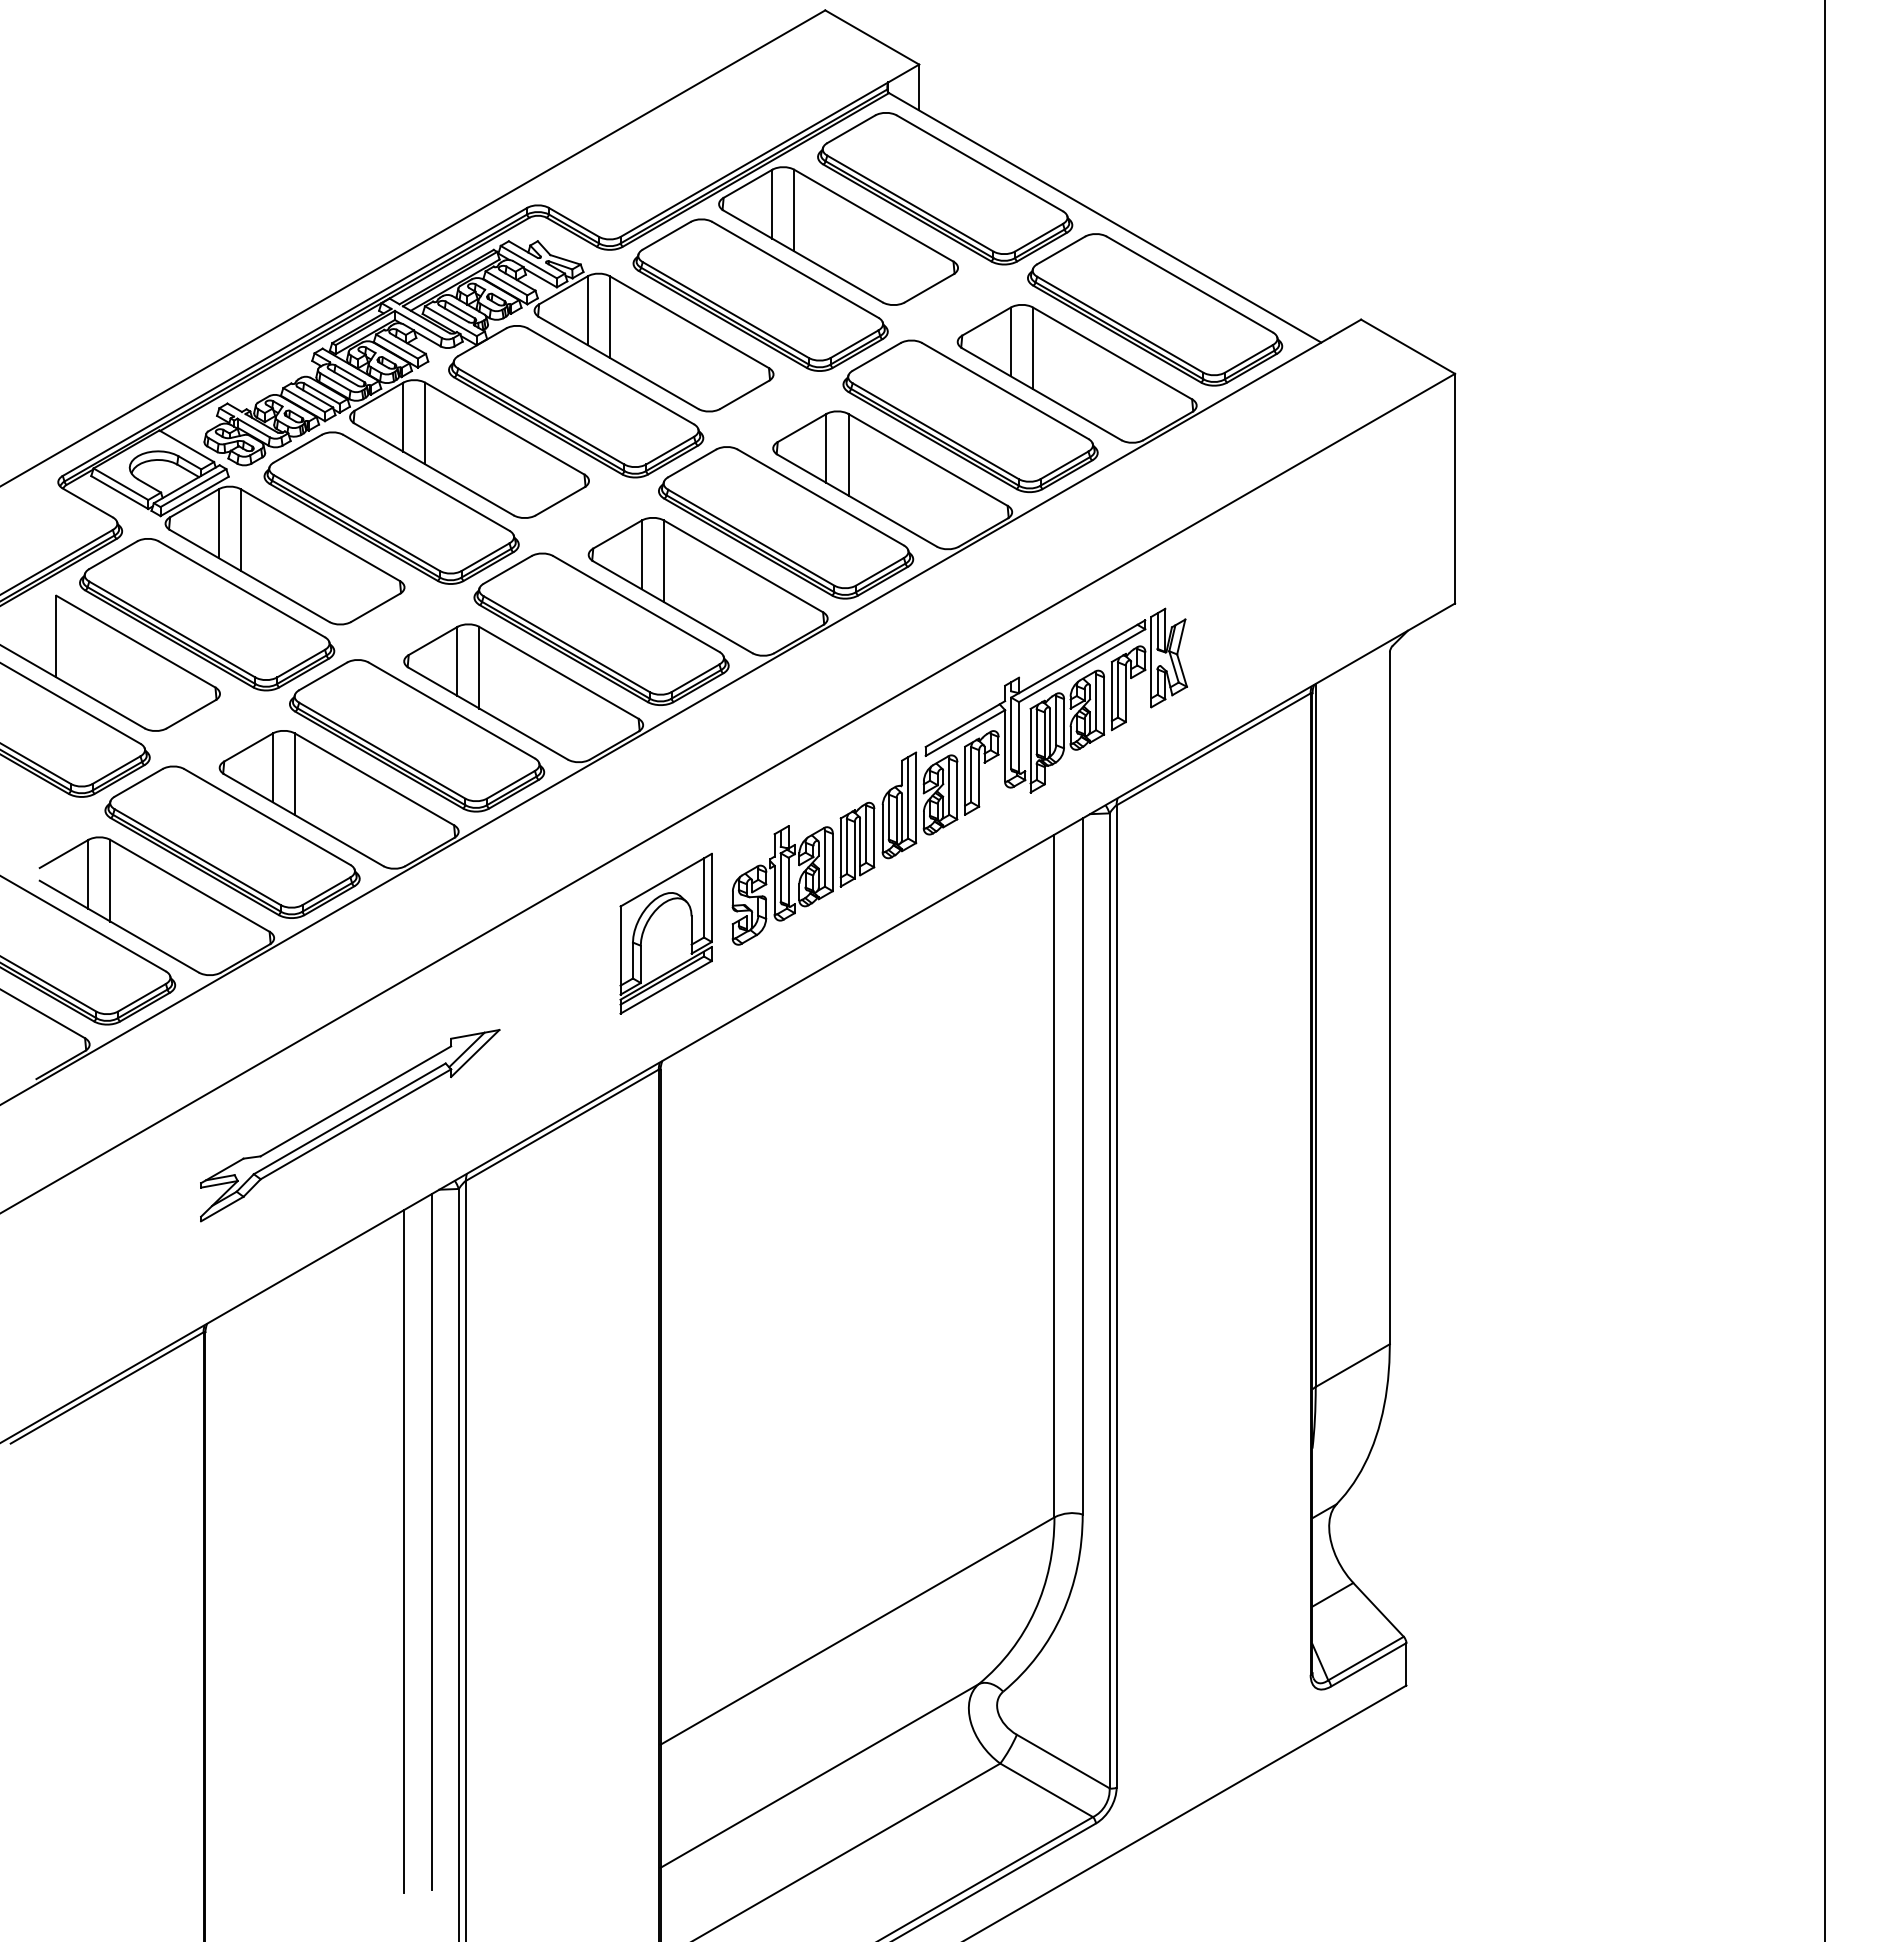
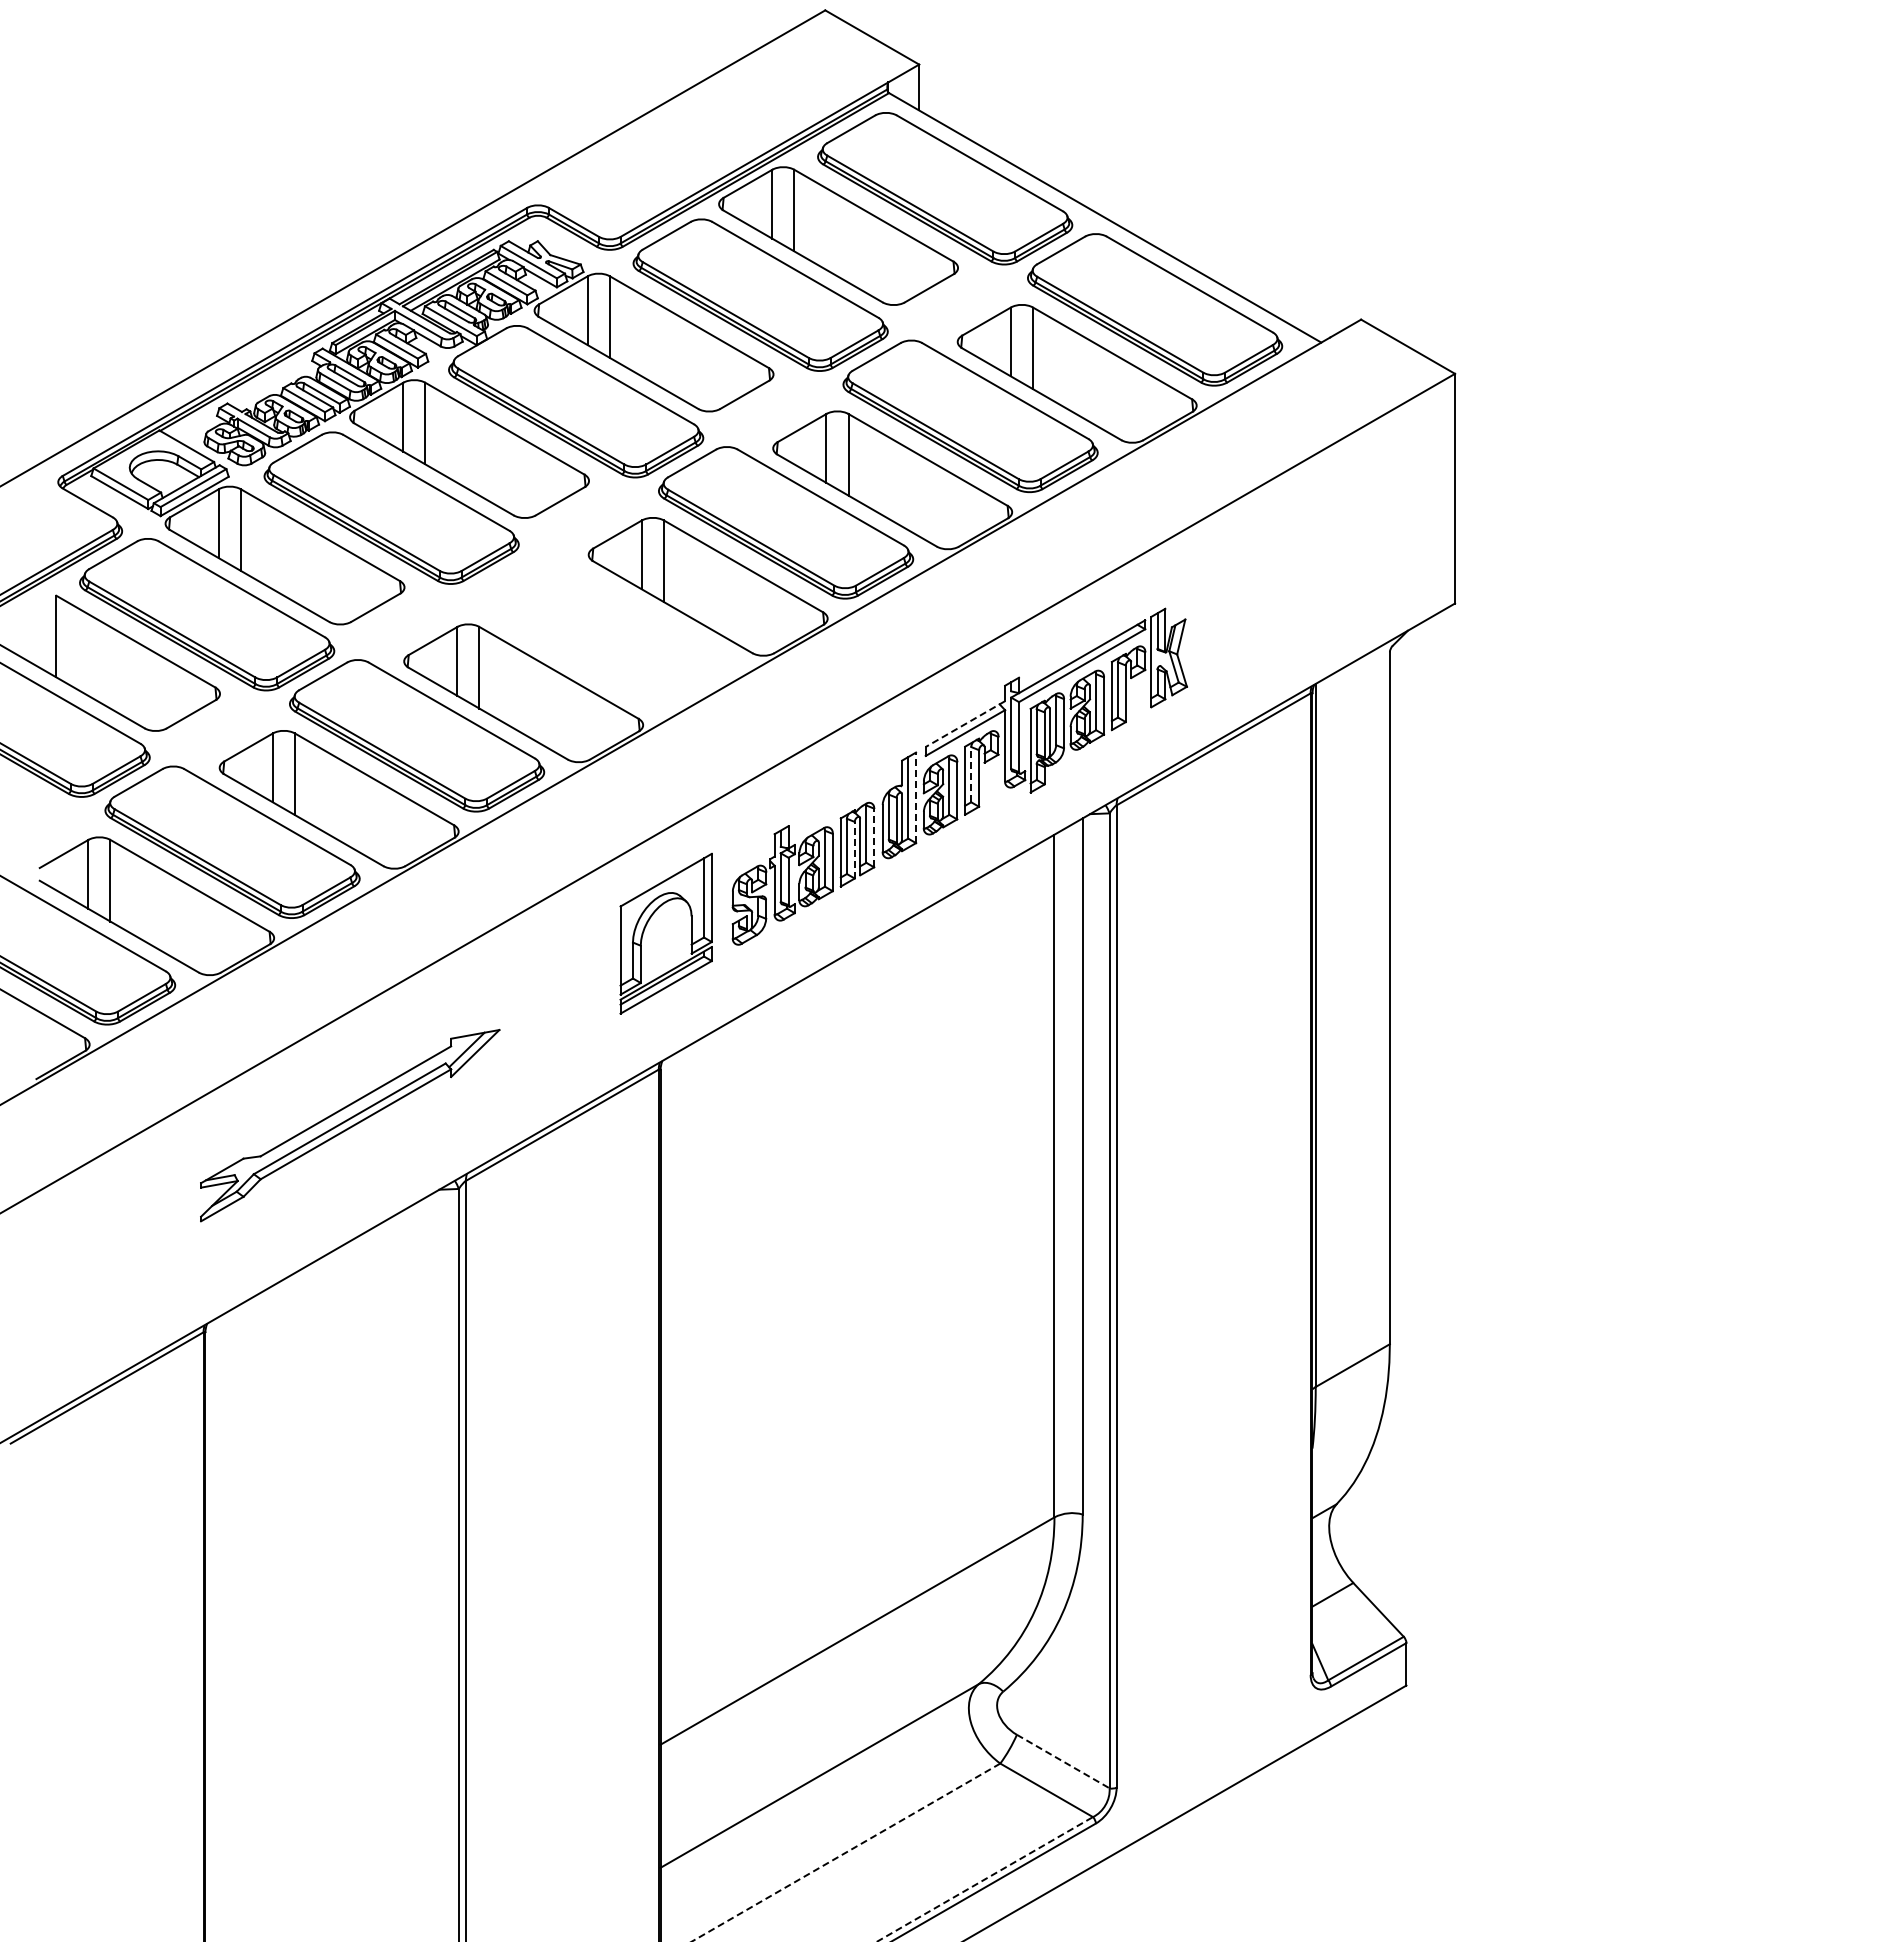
part: present -> none (601, 628)
line: solid -> dashed (965, 724)
line: solid -> dashed (971, 774)
line: solid -> dashed (916, 797)
line: solid -> dashed (874, 837)
line: solid -> dashed (854, 849)
line: present -> none (1824, 970)
line: present -> none (431, 1541)
line: present -> none (403, 1551)
line: solid -> dashed (1063, 1761)
line: solid -> dashed (845, 1852)
line: solid -> dashed (984, 1879)
